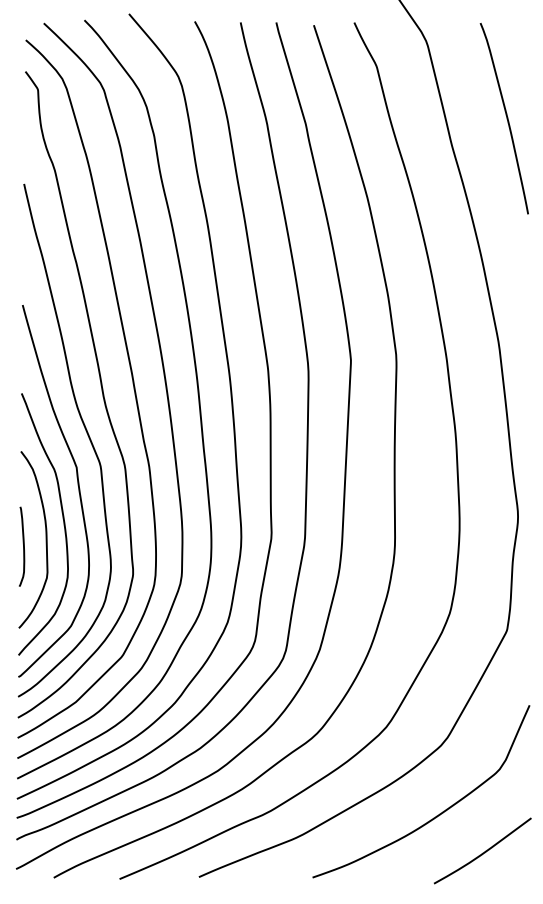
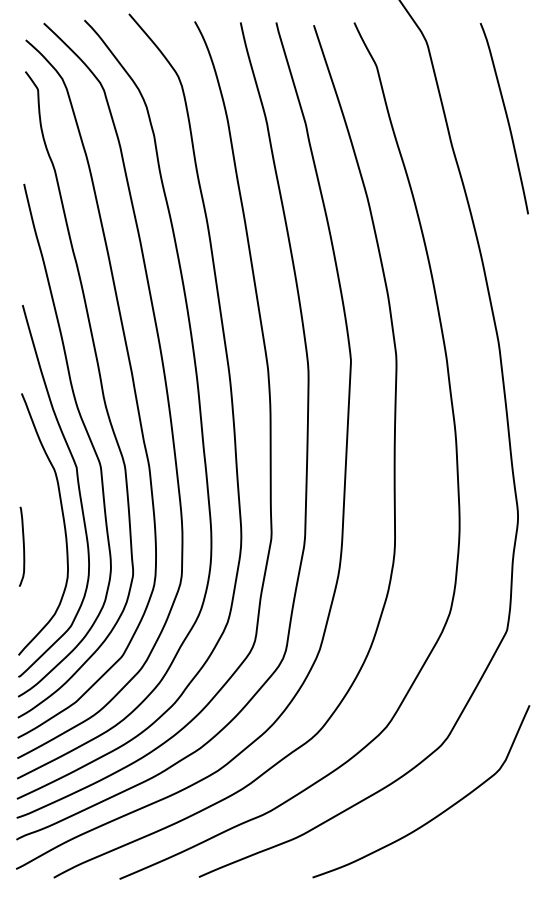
curve: present -> none (45, 539)
curve: present -> none (482, 852)
